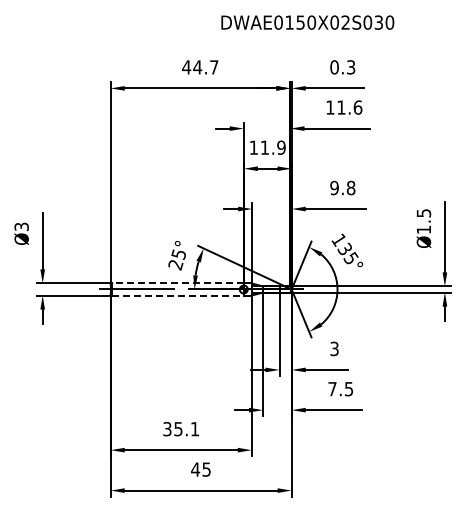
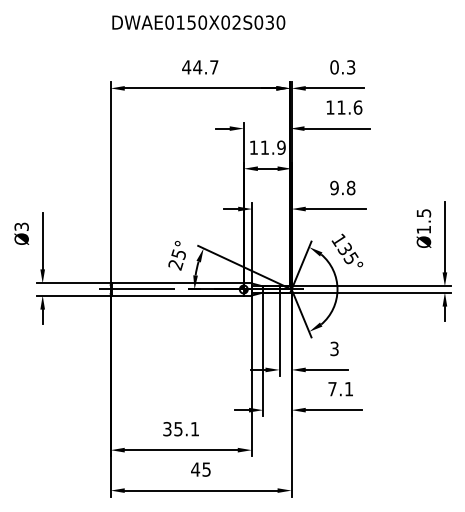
text position: (307, 22) -> (198, 22) (198, 22)
line: dashed -> solid (178, 283)
line: dashed -> solid (178, 295)
text: 7.5 -> 7.1 (349, 389)
